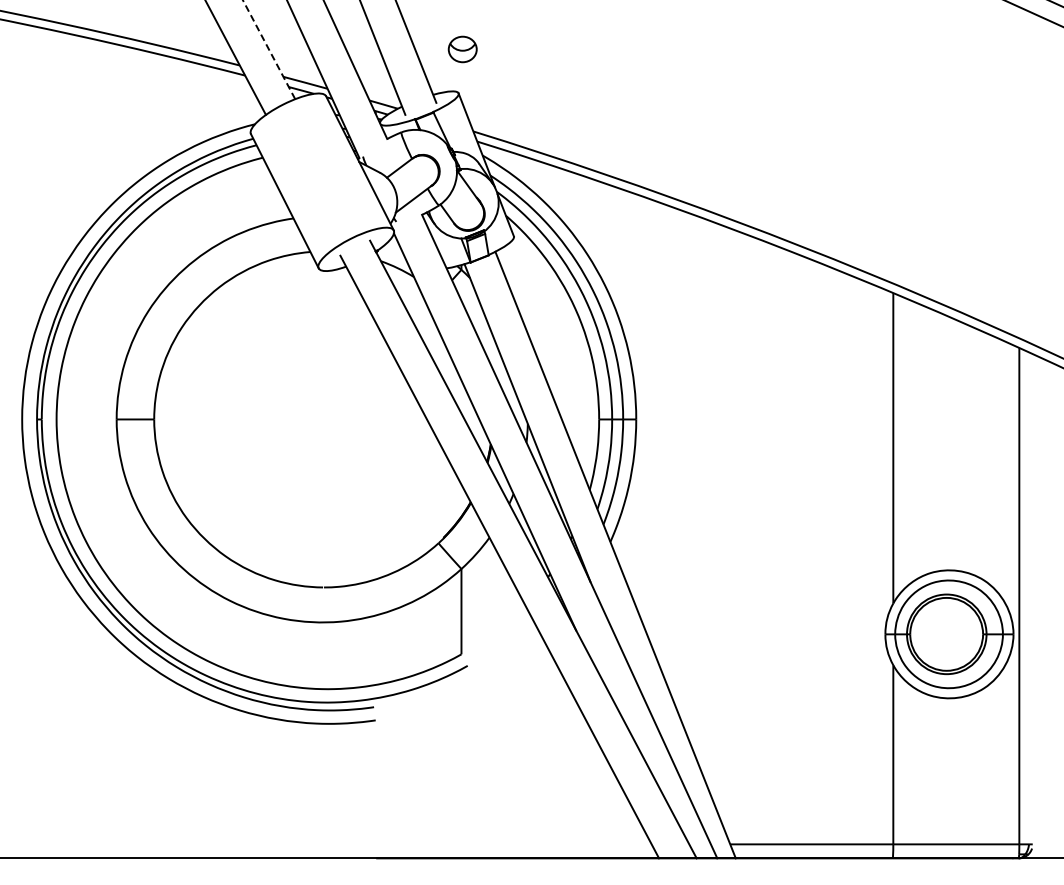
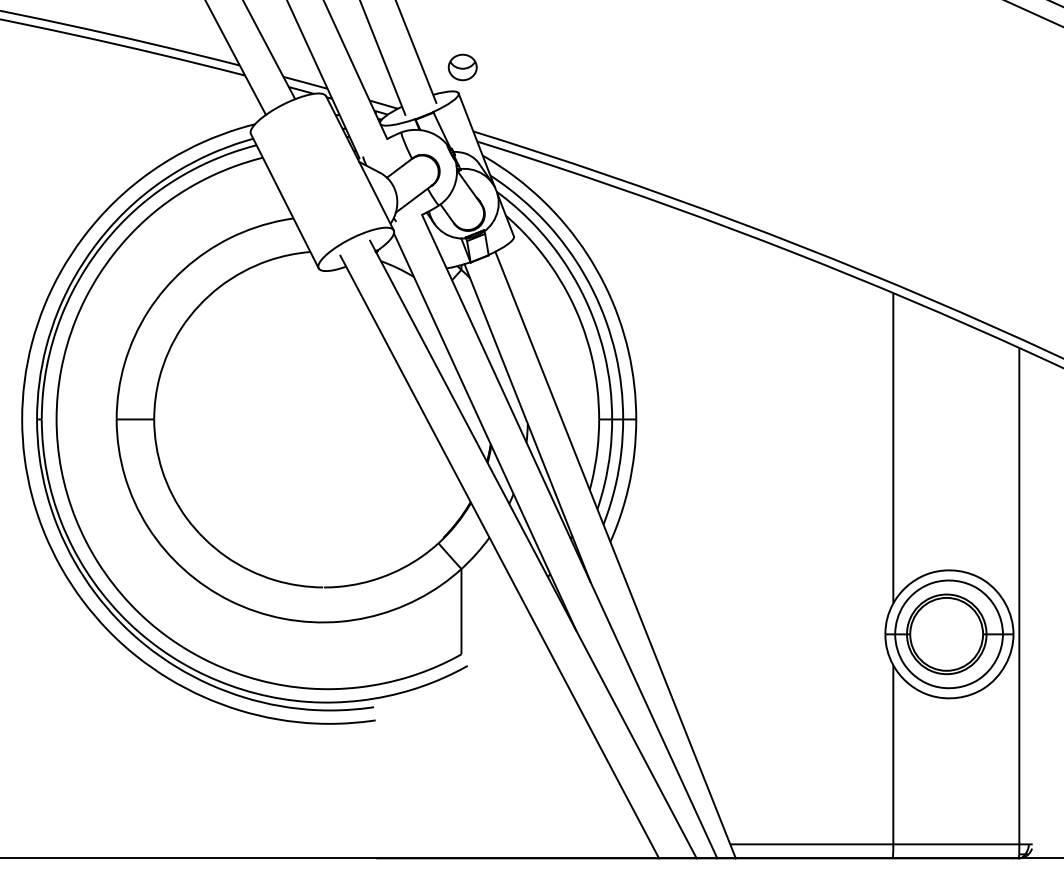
line: dashed -> solid (269, 49)
part position: (462, 49) -> (462, 67) (462, 67)
